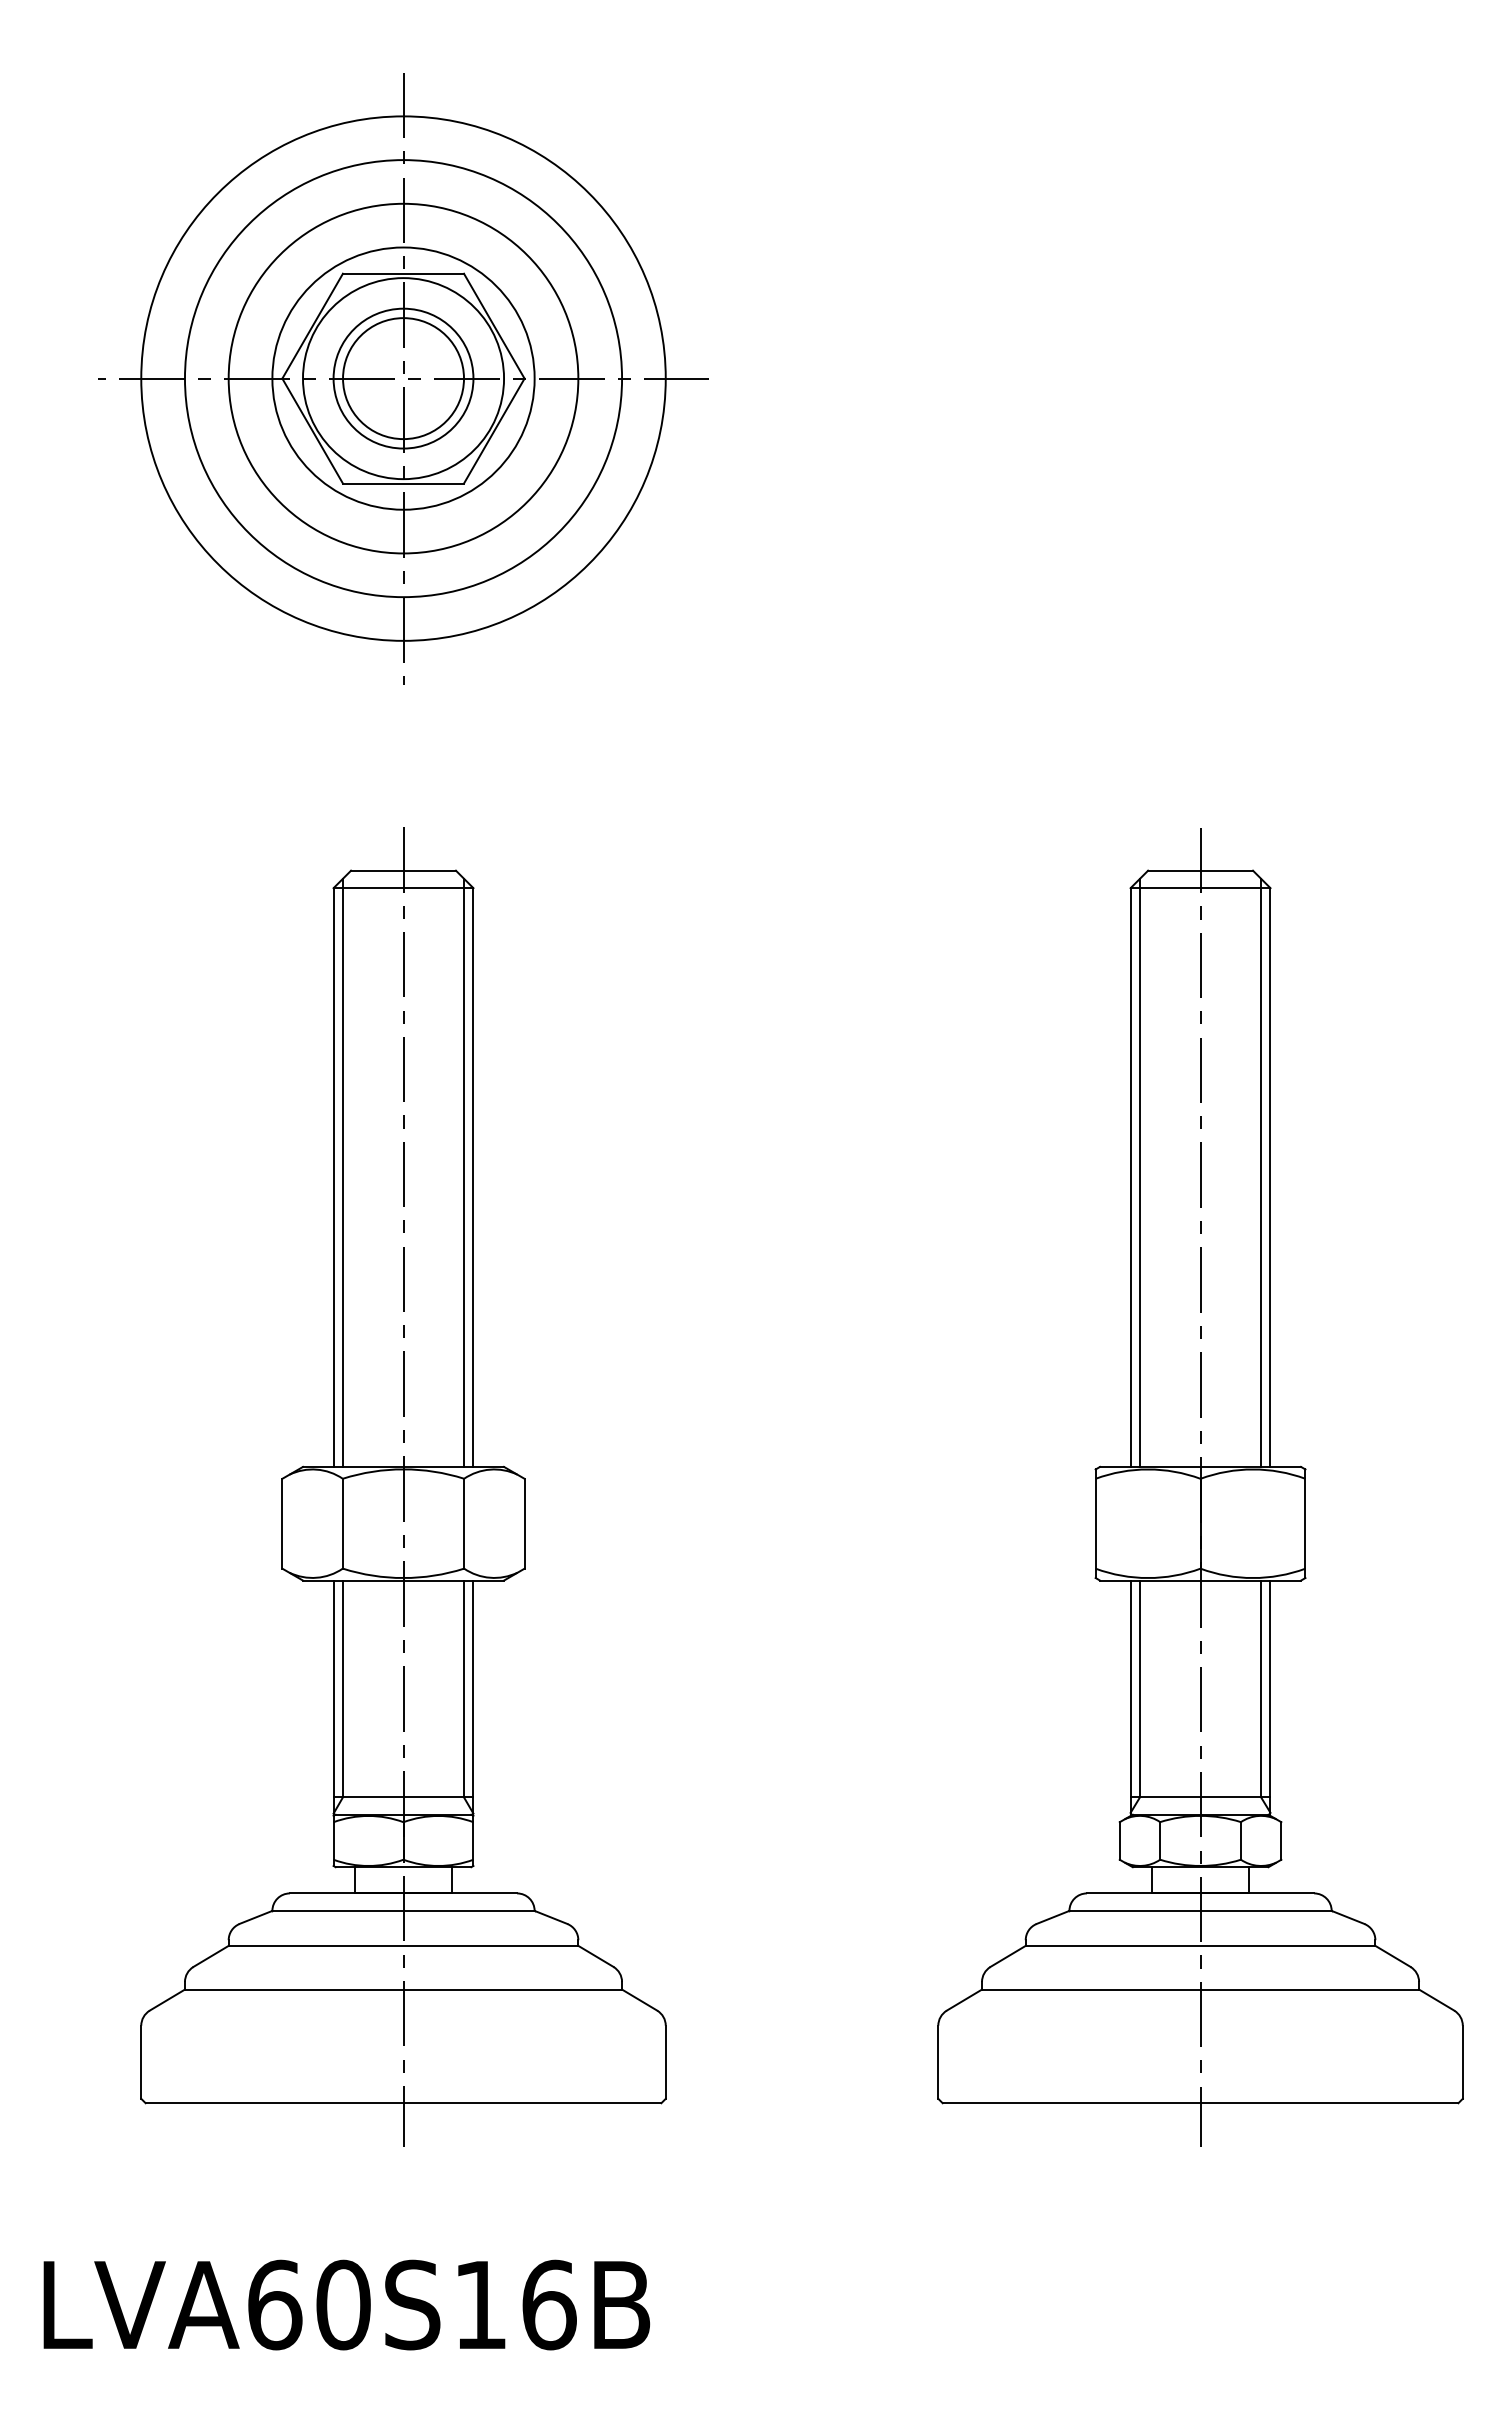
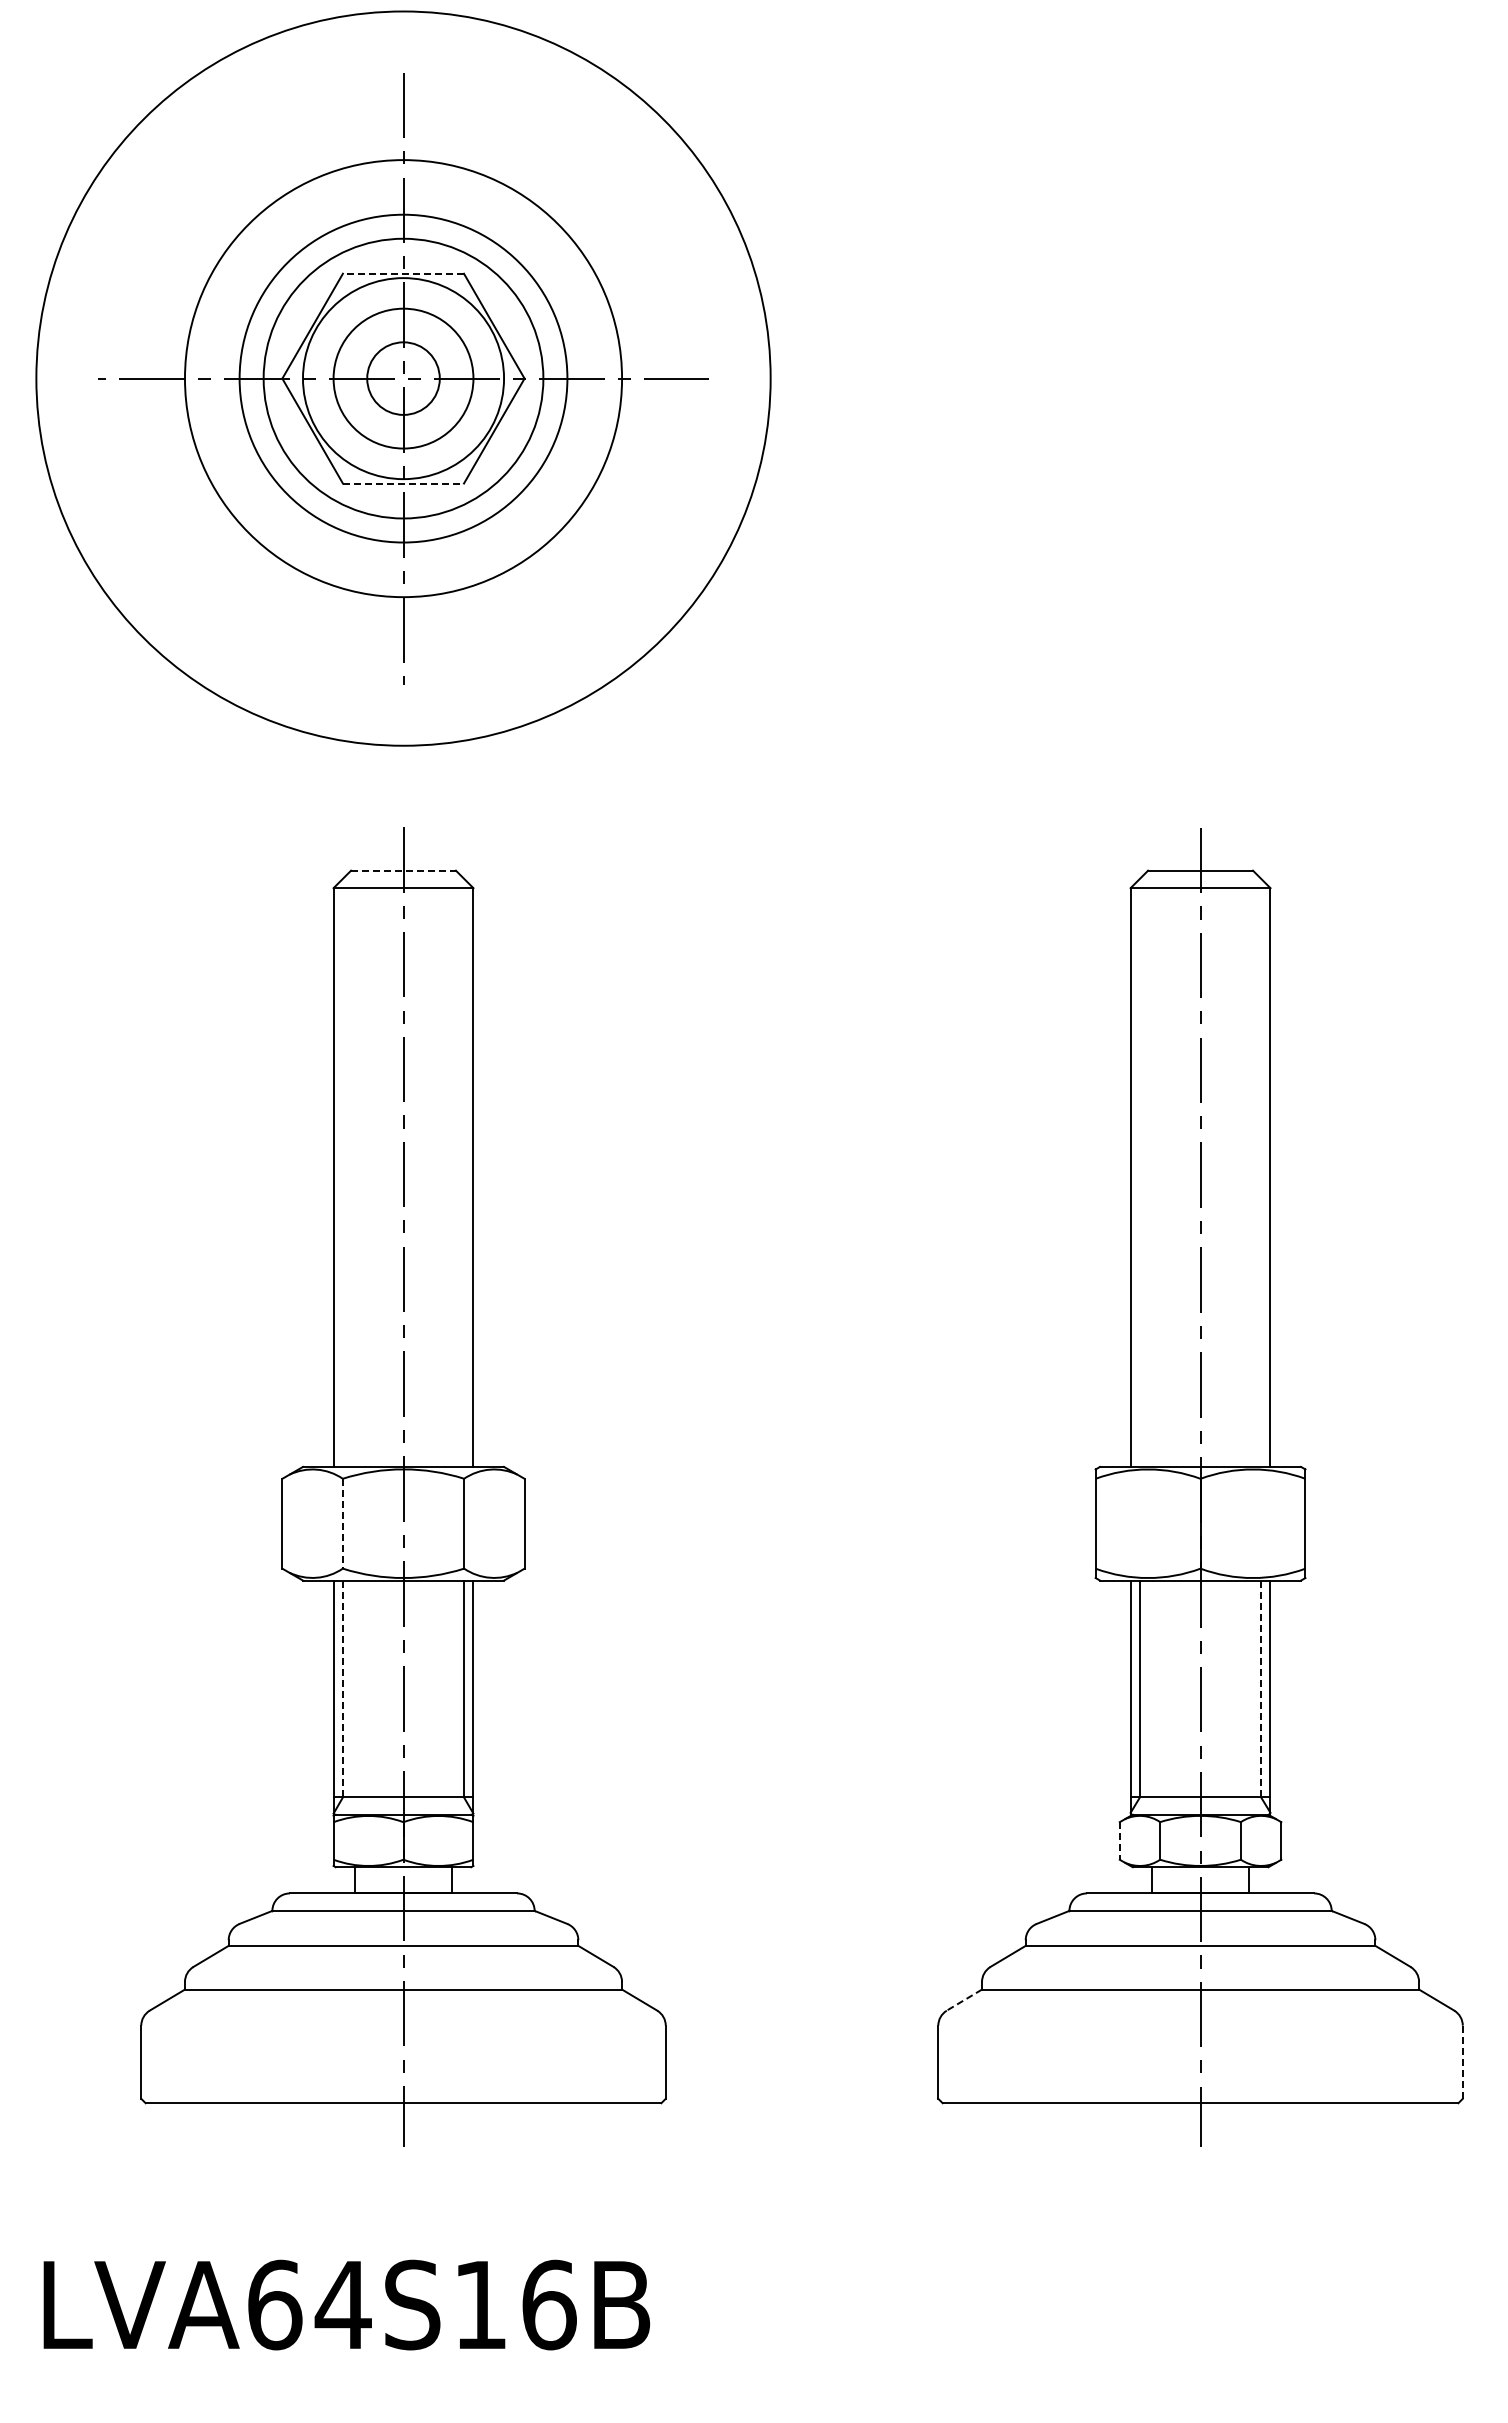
line: solid -> dashed (403, 273)
circle diameter: 121 px -> 73 px (403, 378)
circle diameter: 262 px -> 328 px (403, 378)
circle diameter: 350 px -> 280 px (403, 378)
circle diameter: 524 px -> 734 px (403, 378)
line: solid -> dashed (403, 483)
line: solid -> dashed (404, 870)
line: present -> none (343, 1172)
line: present -> none (463, 1172)
line: present -> none (1140, 1172)
line: present -> none (1261, 1172)
line: solid -> dashed (342, 1523)
line: solid -> dashed (343, 1688)
line: solid -> dashed (1261, 1688)
line: solid -> dashed (1119, 1840)
line: solid -> dashed (964, 2000)
line: solid -> dashed (1462, 2062)
text: LVA60S16B -> LVA64S16B (342, 2304)
